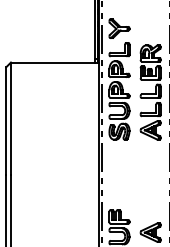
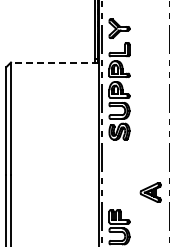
line: solid -> dashed (54, 62)
part: present -> none (150, 92)
part position: (150, 232) -> (150, 192) (150, 192)
